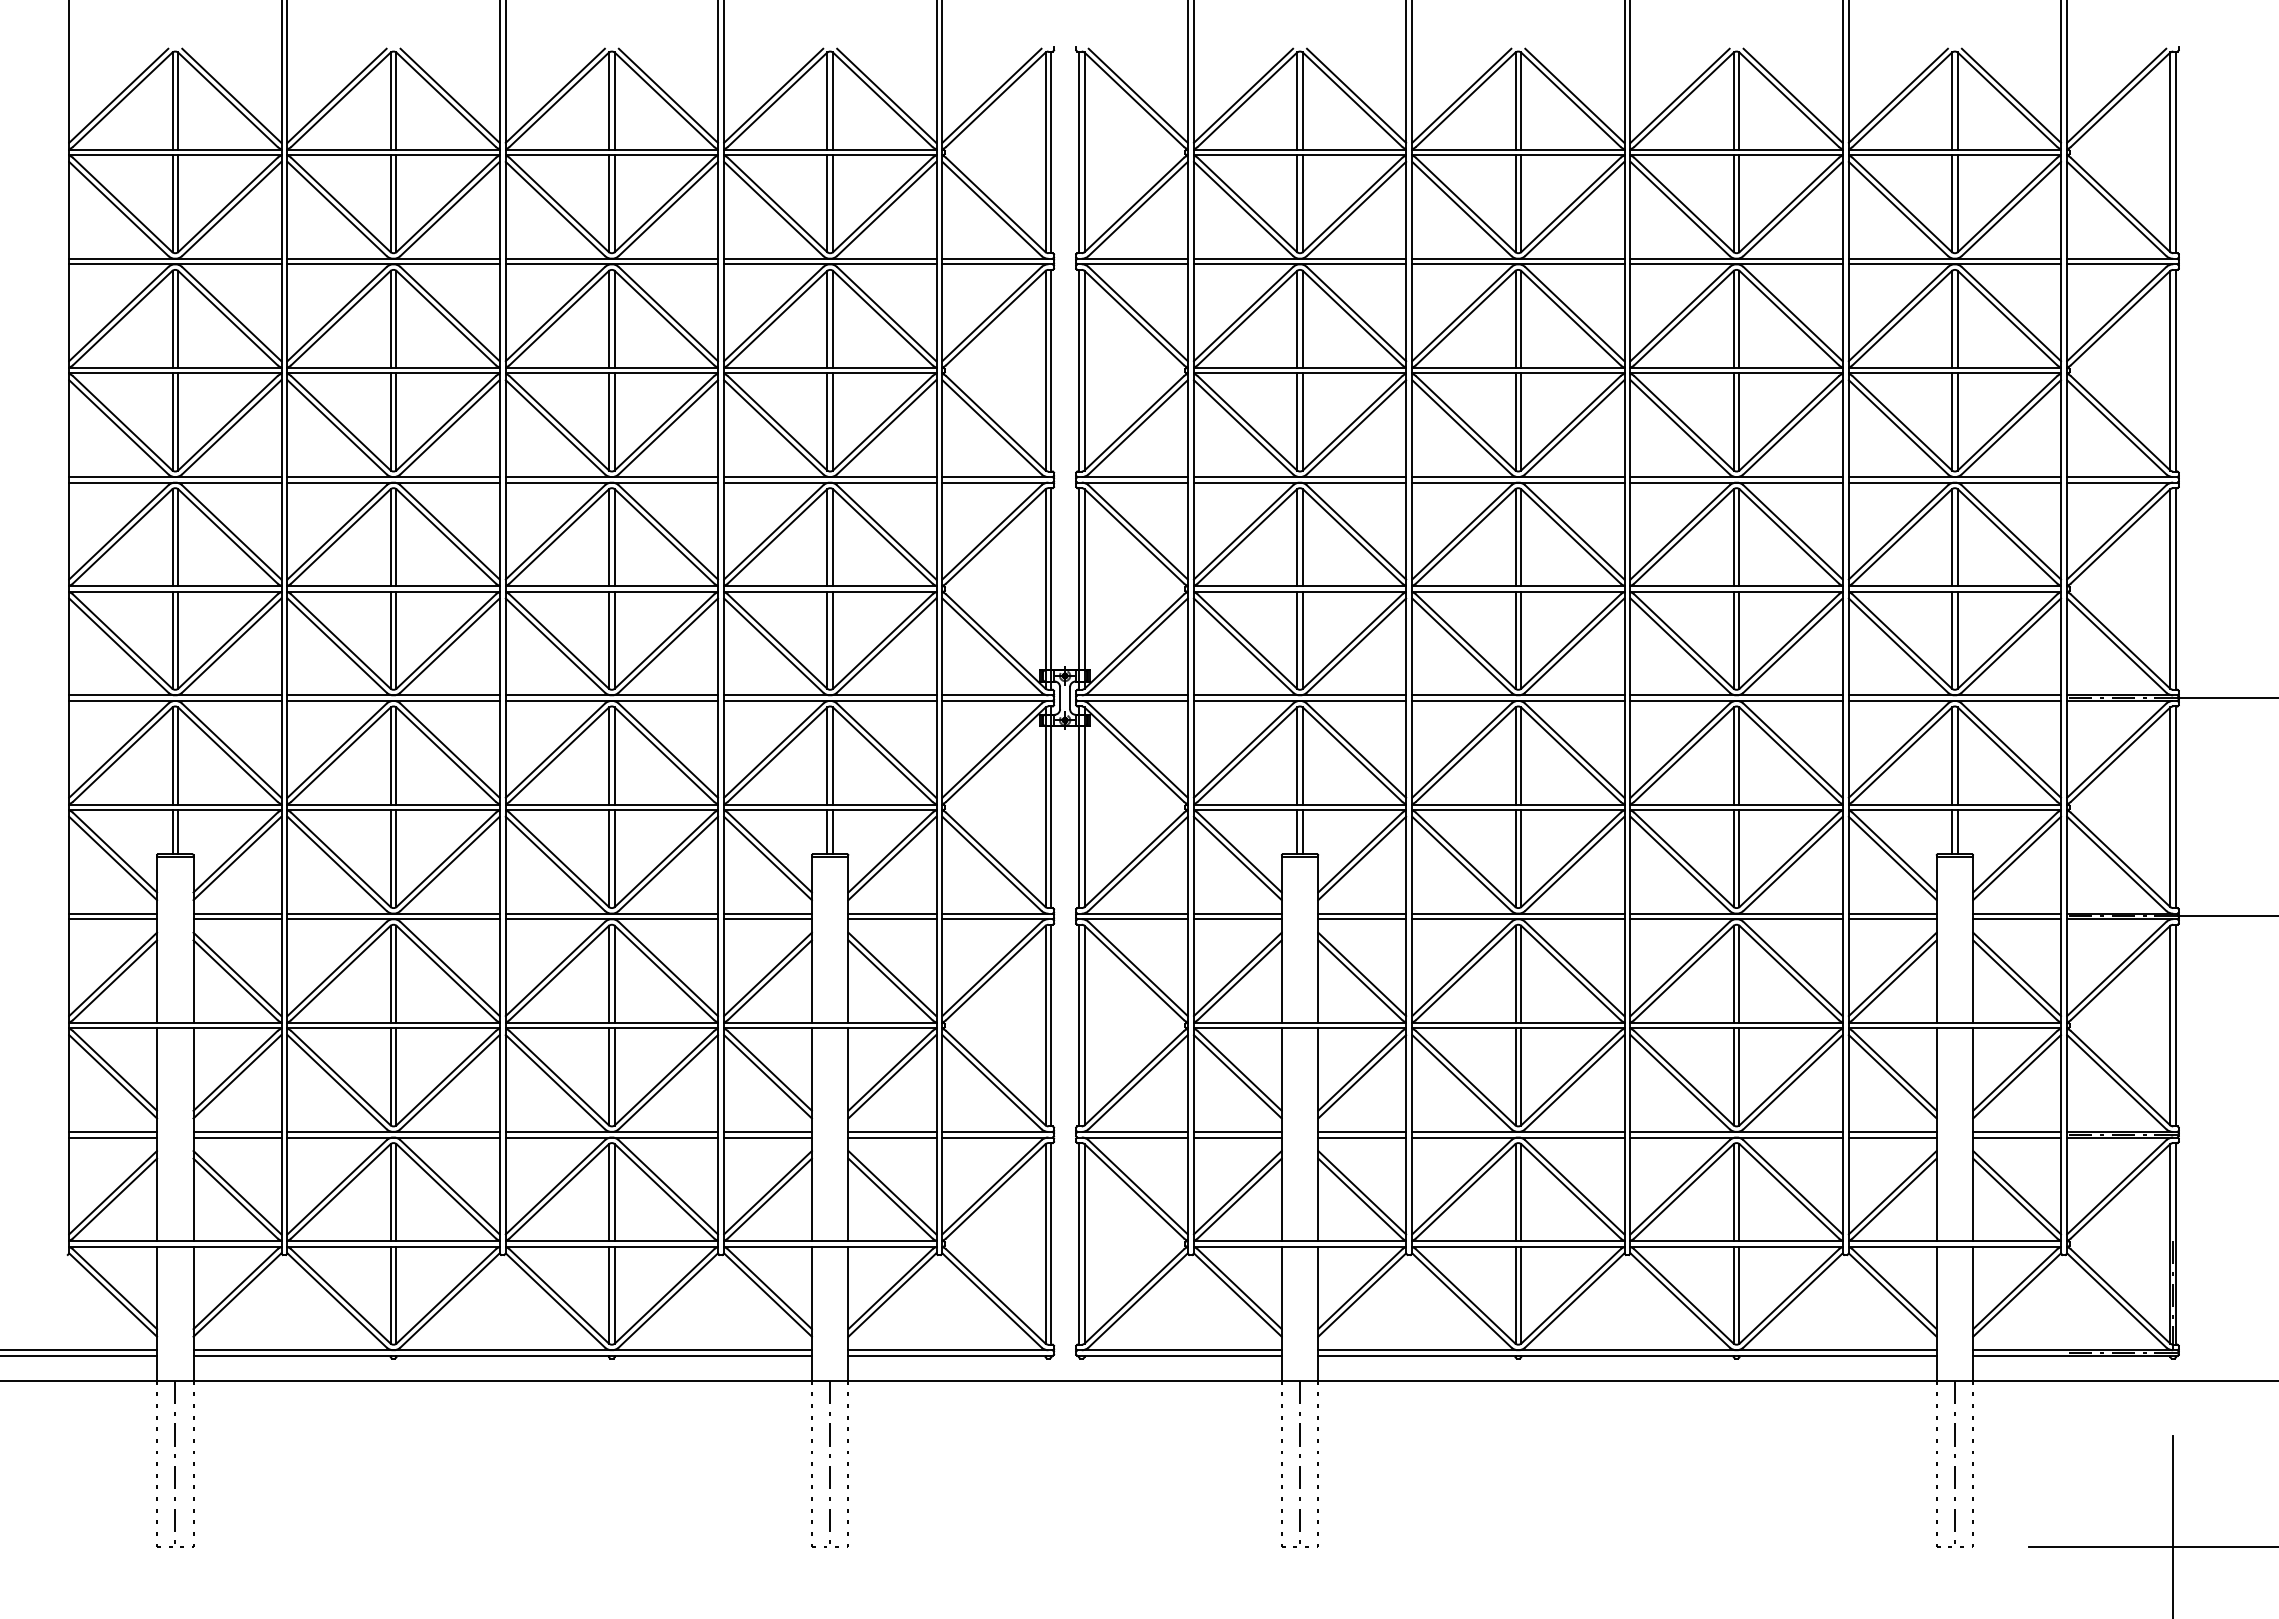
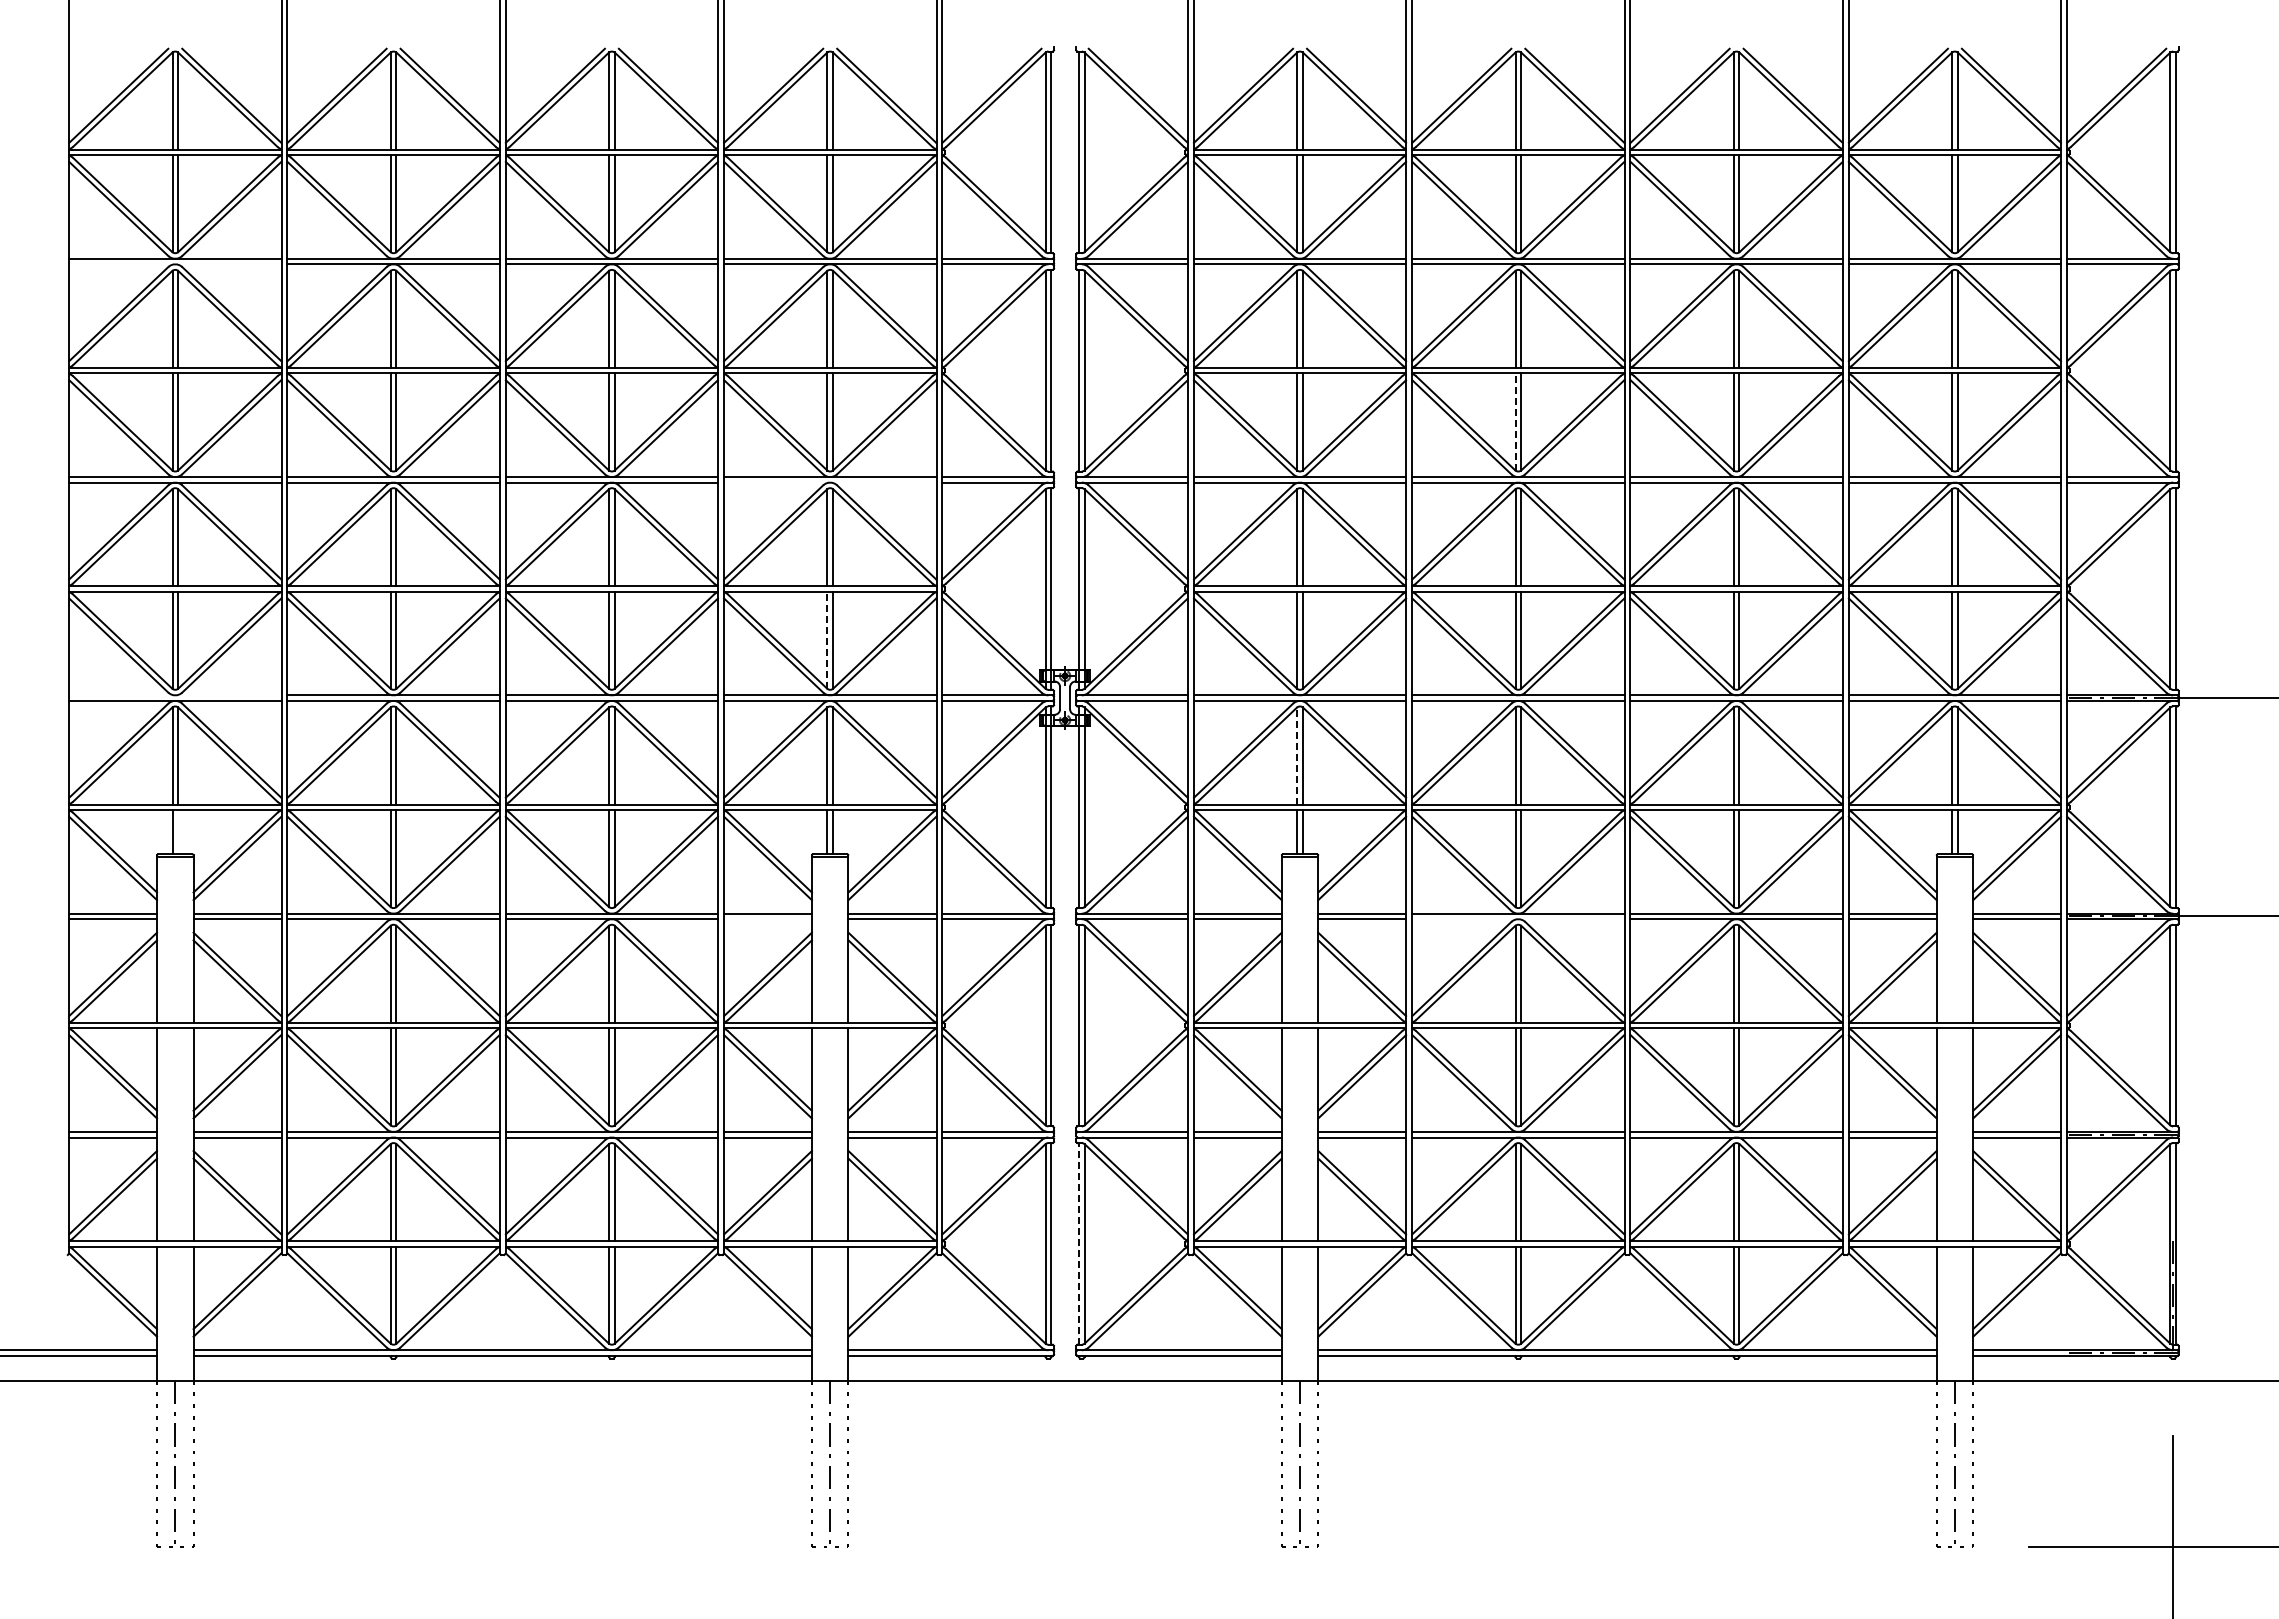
line: present -> none (174, 264)
line: solid -> dashed (1515, 422)
line: present -> none (829, 482)
line: solid -> dashed (827, 640)
line: present -> none (174, 695)
line: solid -> dashed (1297, 755)
line: present -> none (178, 832)
line: present -> none (767, 919)
line: present -> none (1517, 919)
line: solid -> dashed (1078, 1243)
